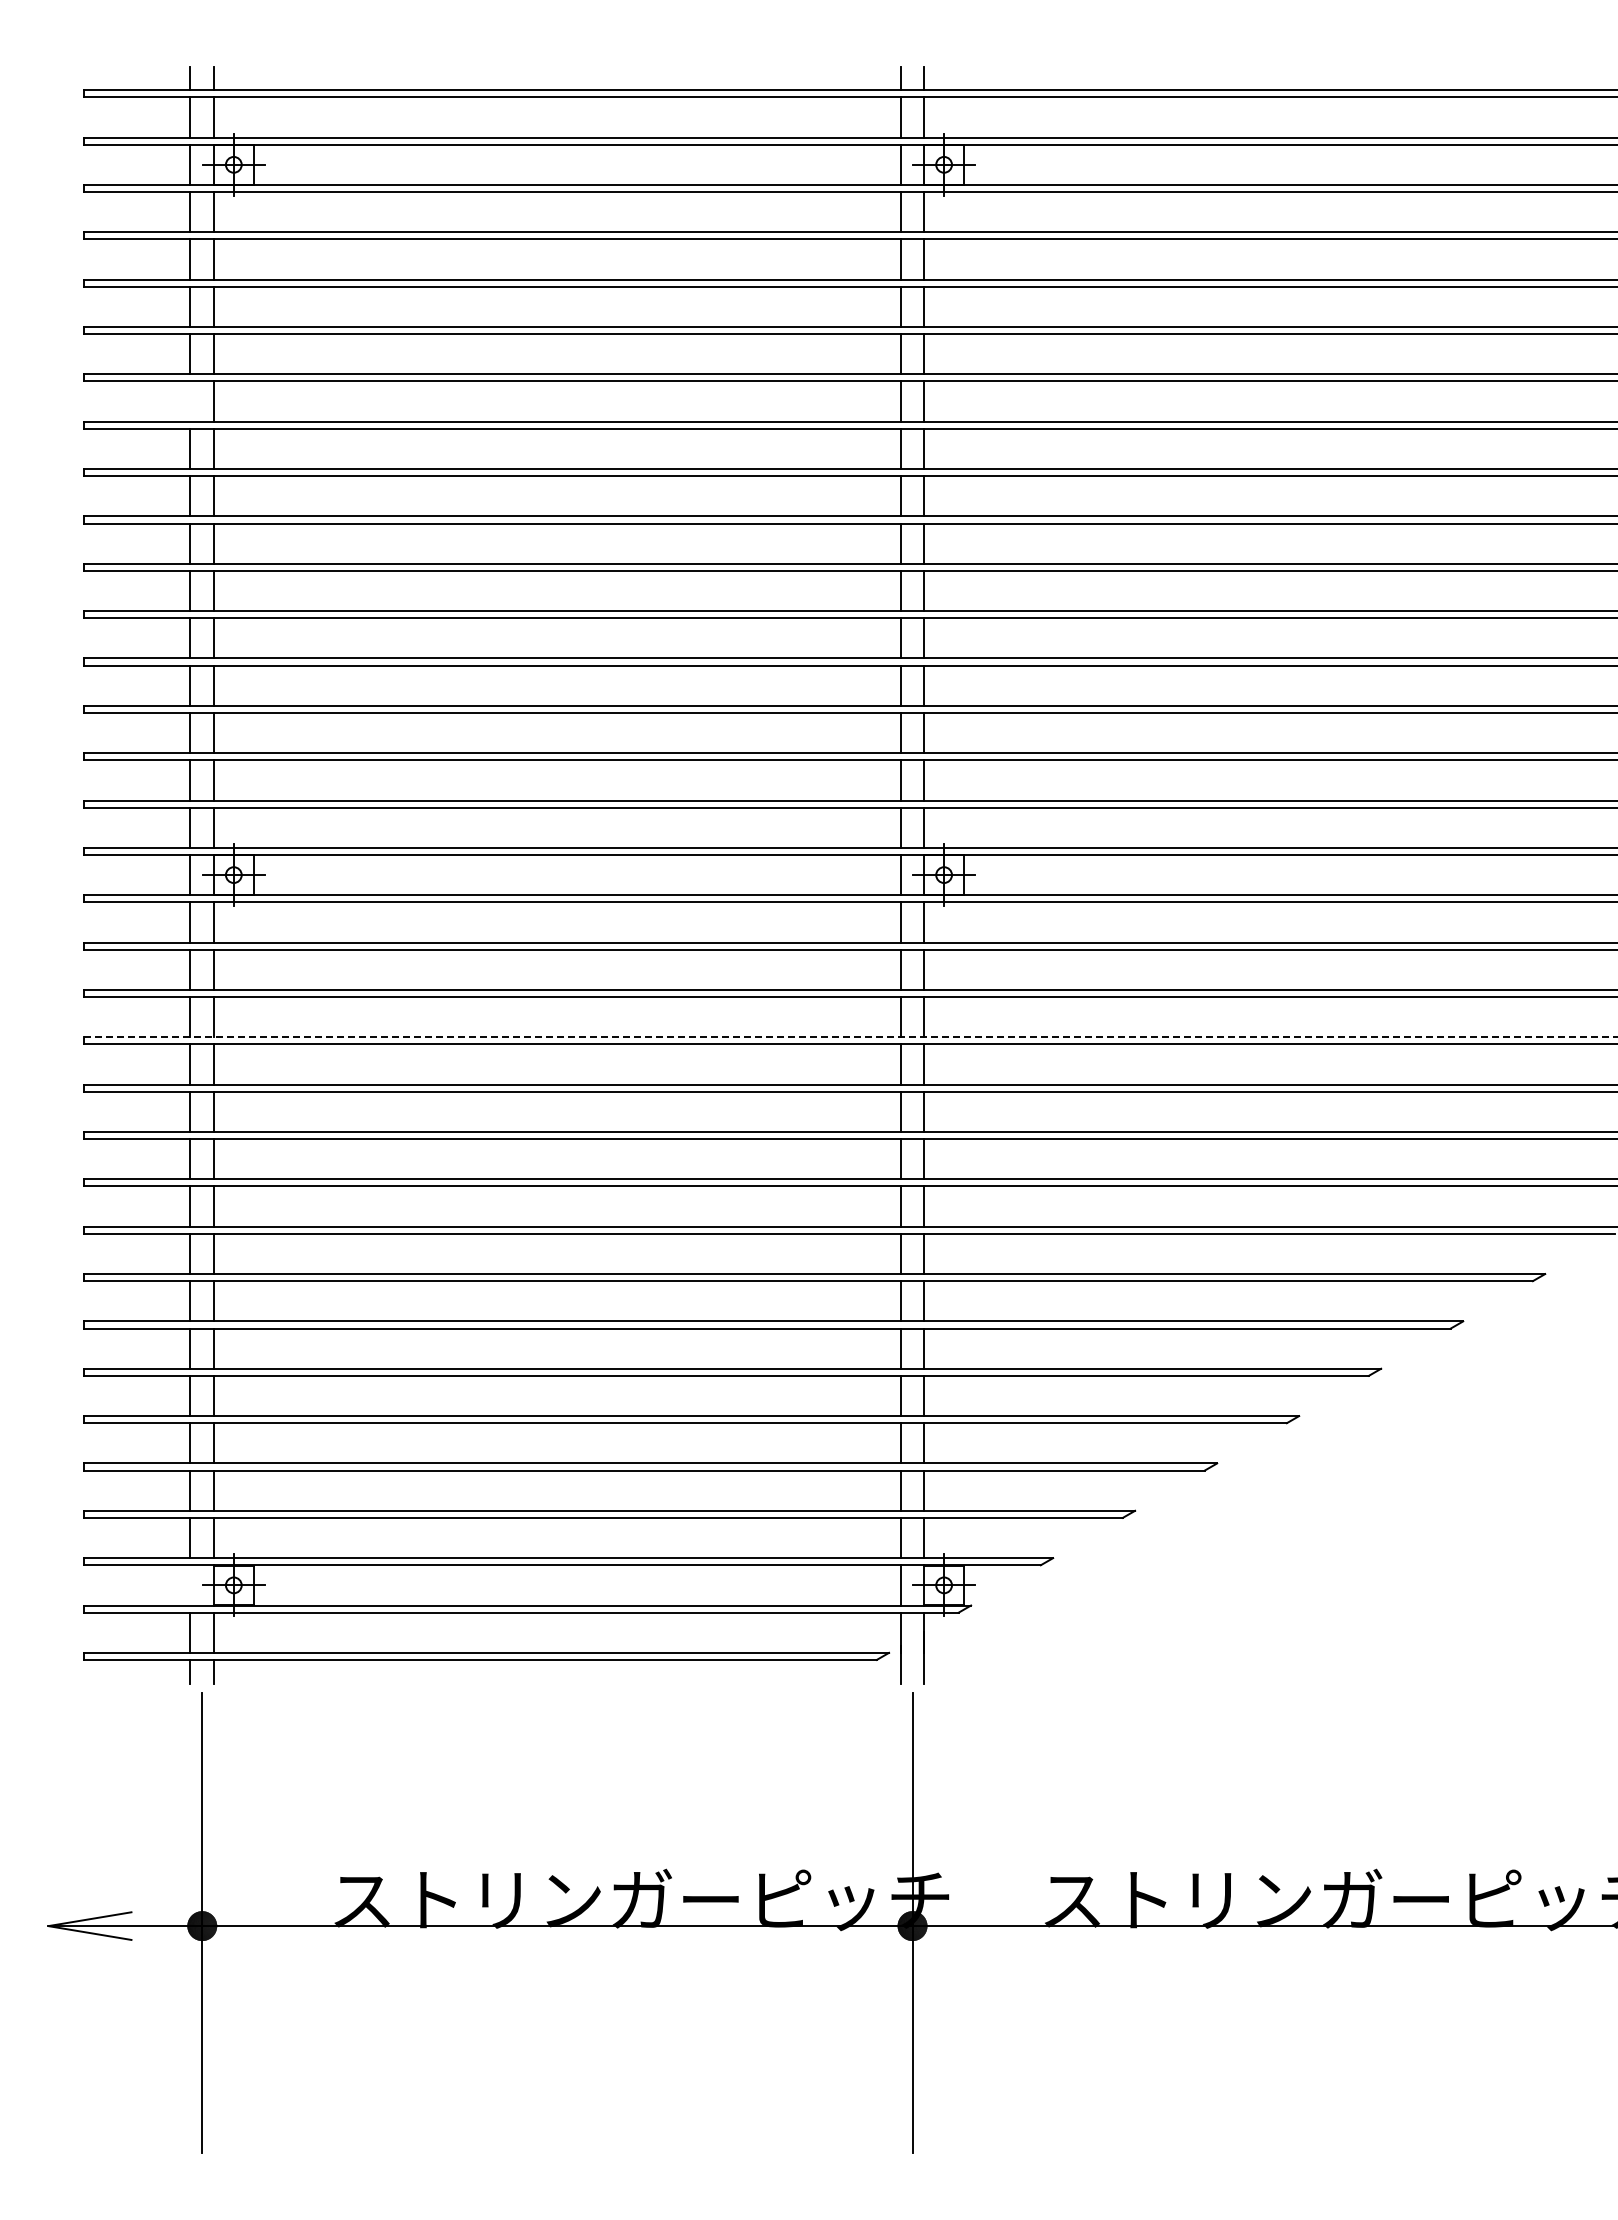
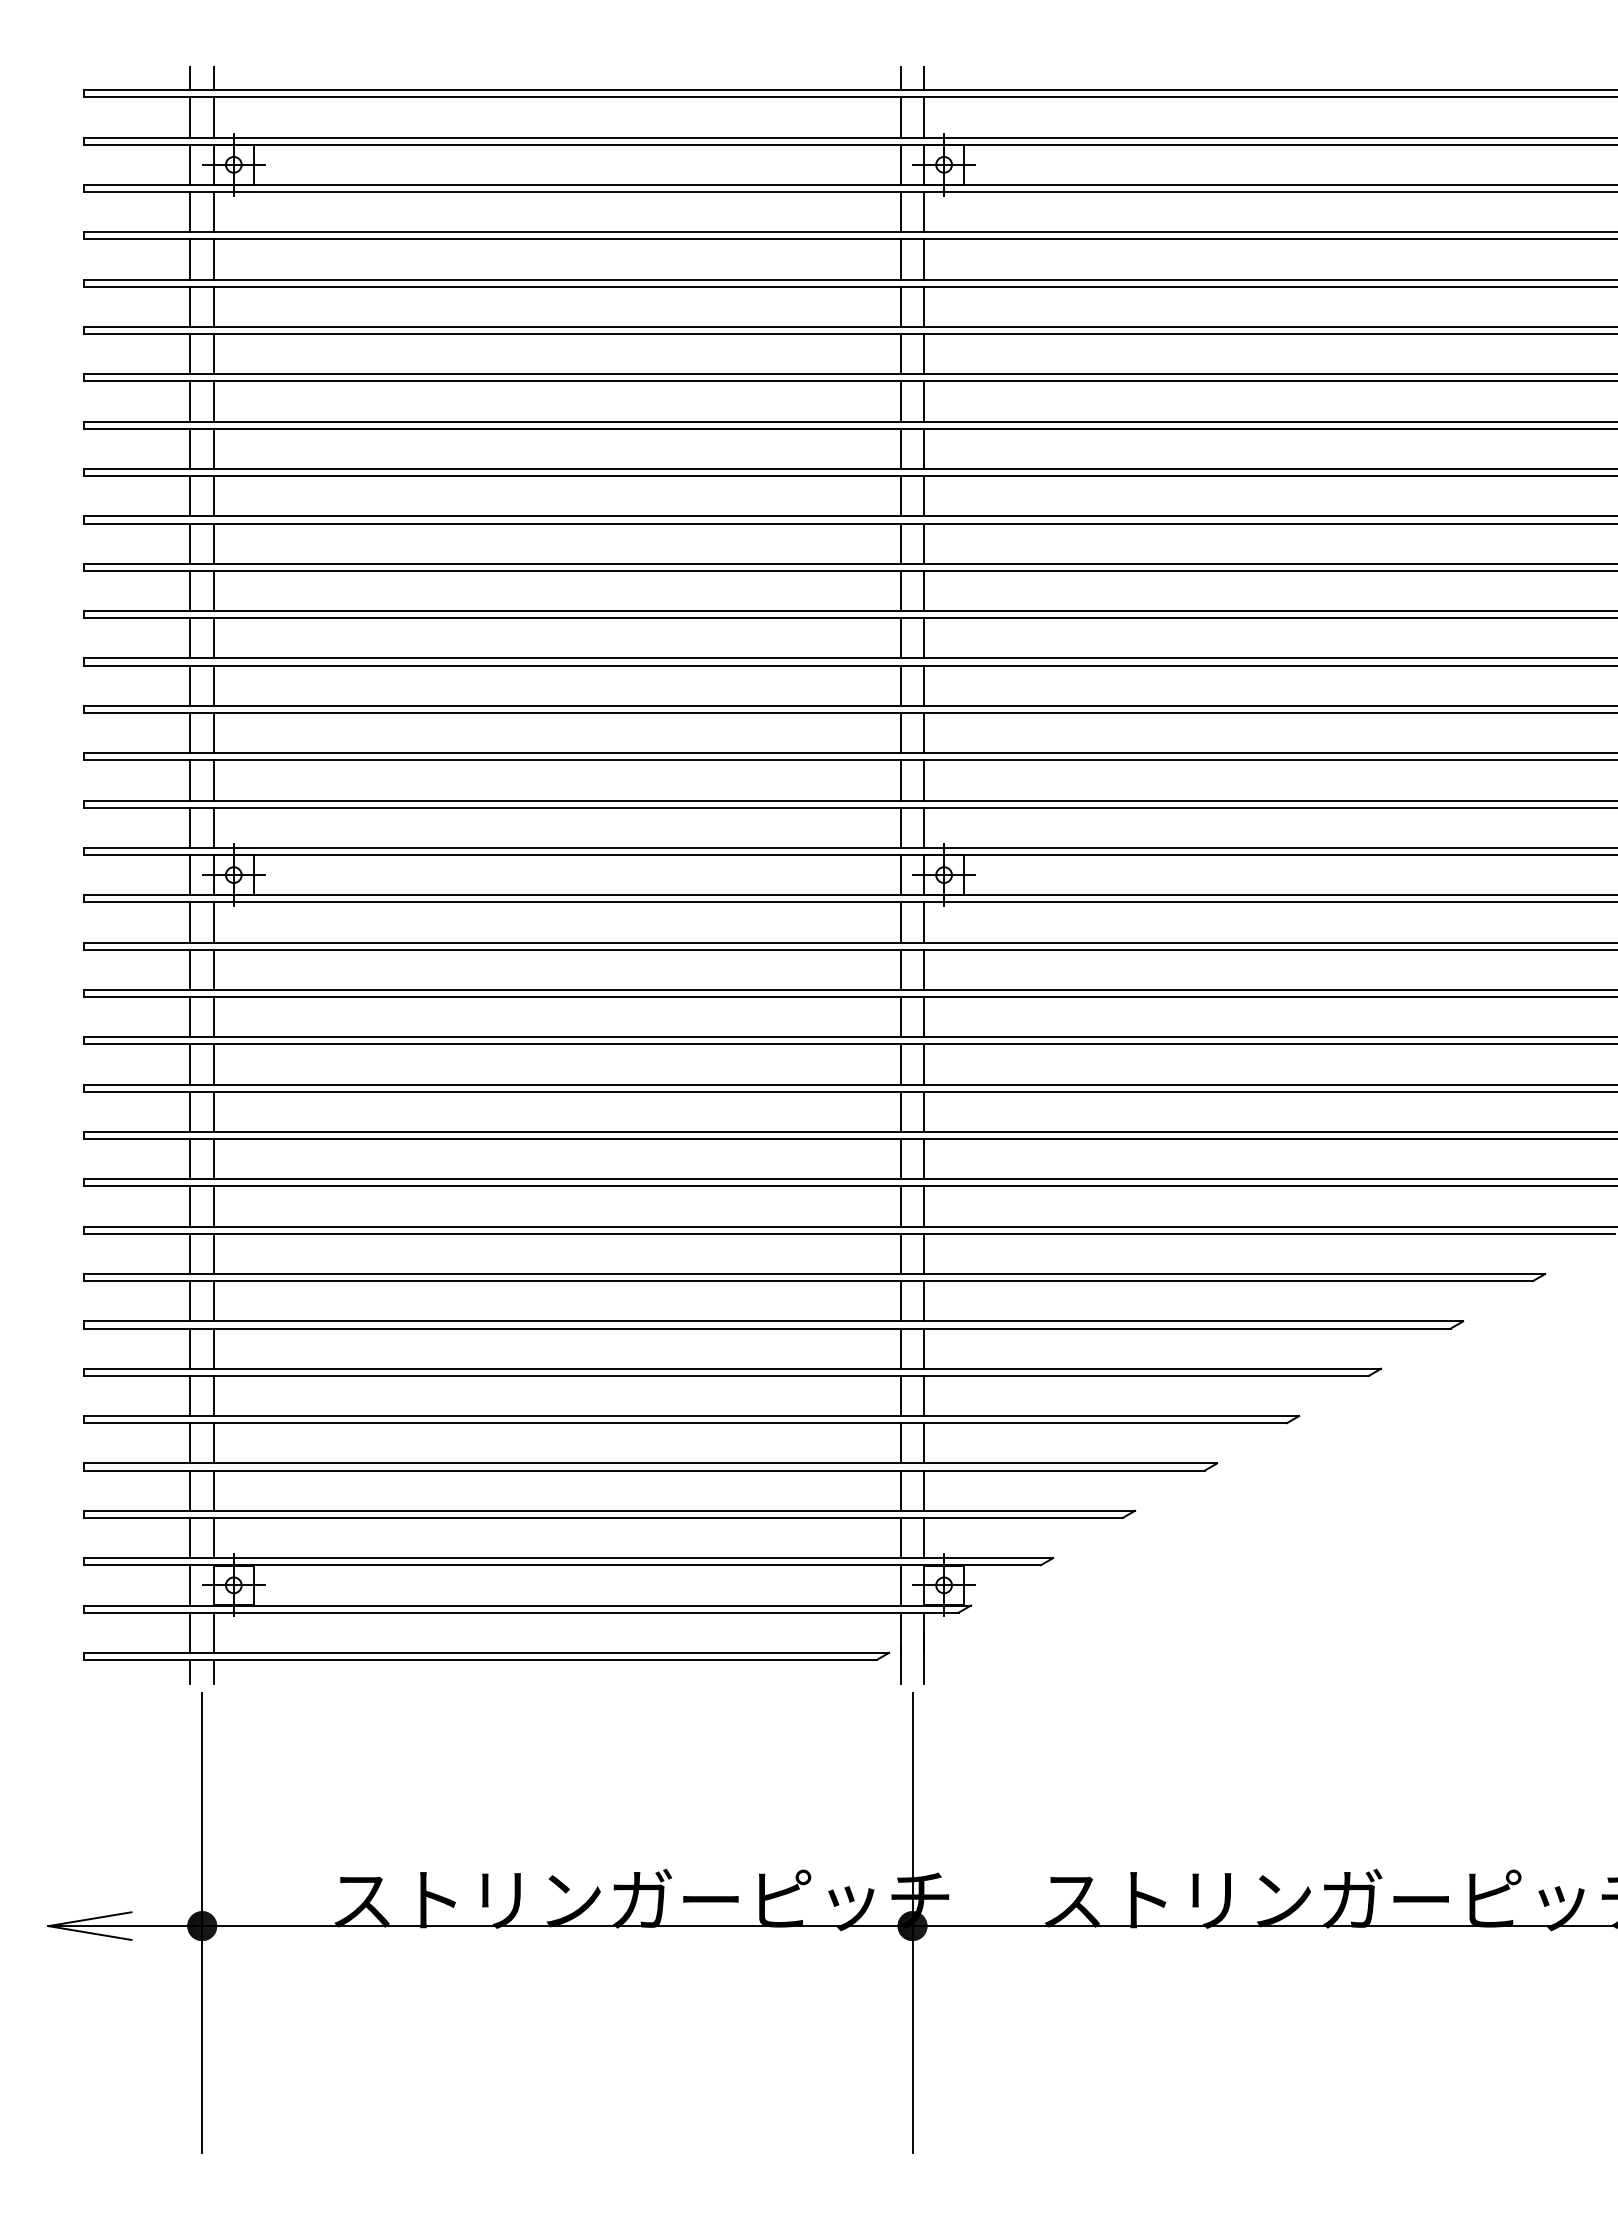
line: none -> present (190, 401)
line: dashed -> solid (850, 1037)
line: none -> present (190, 1585)
